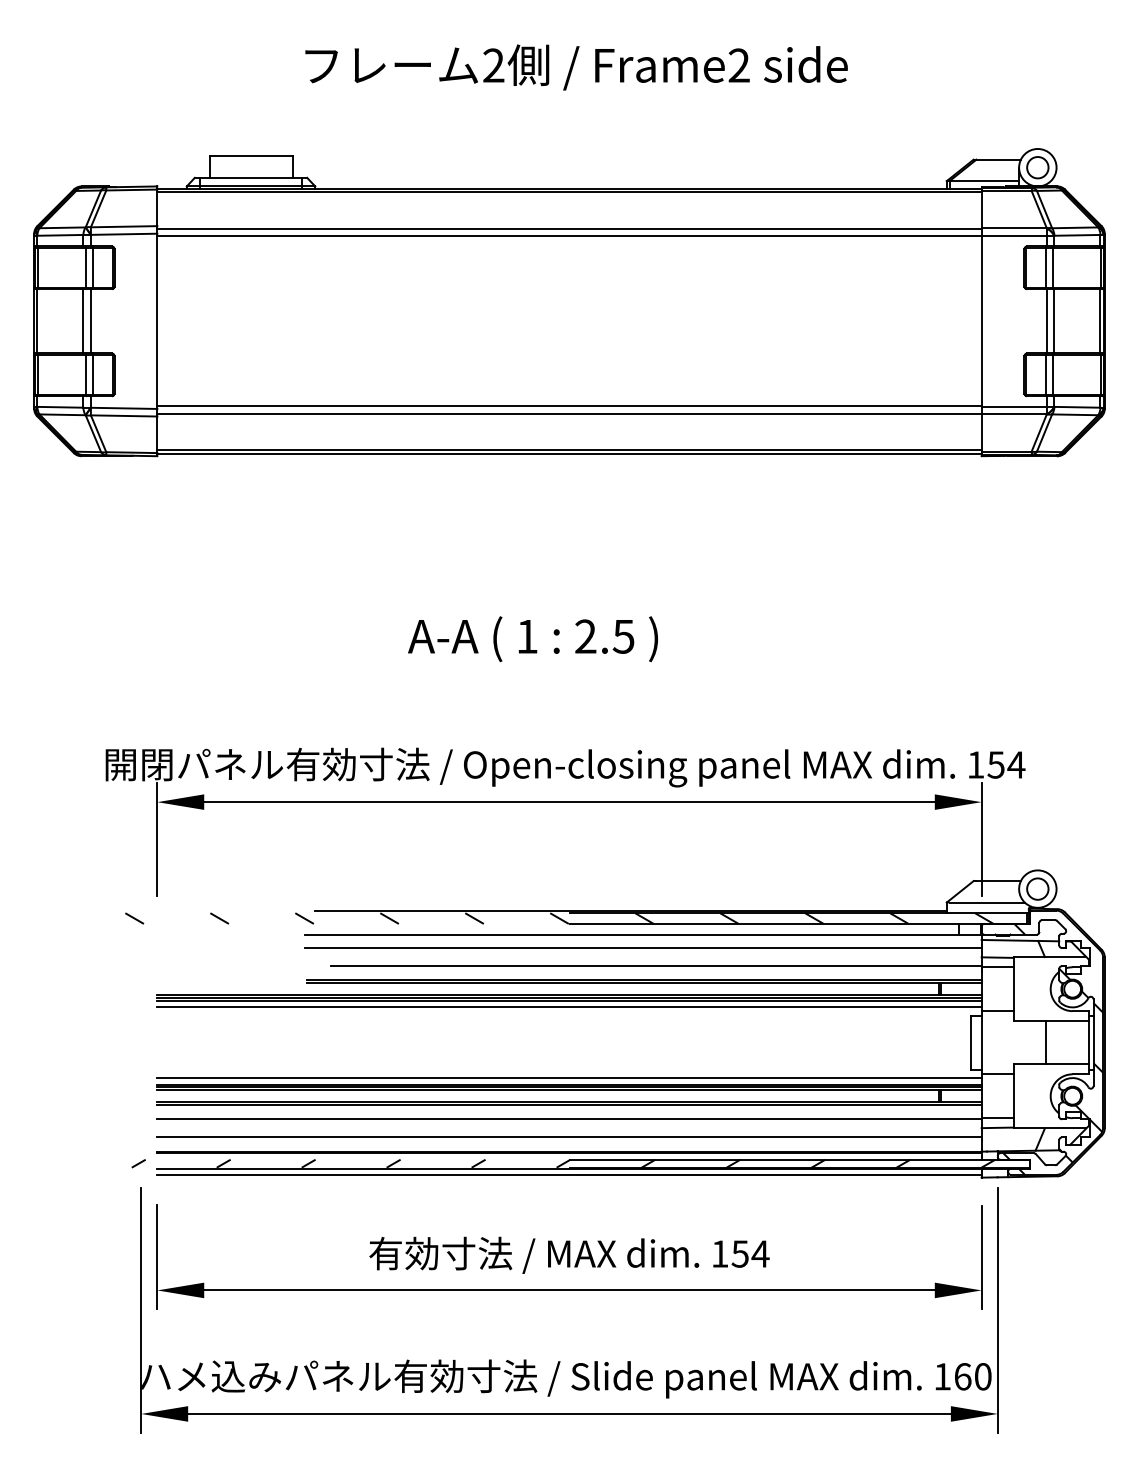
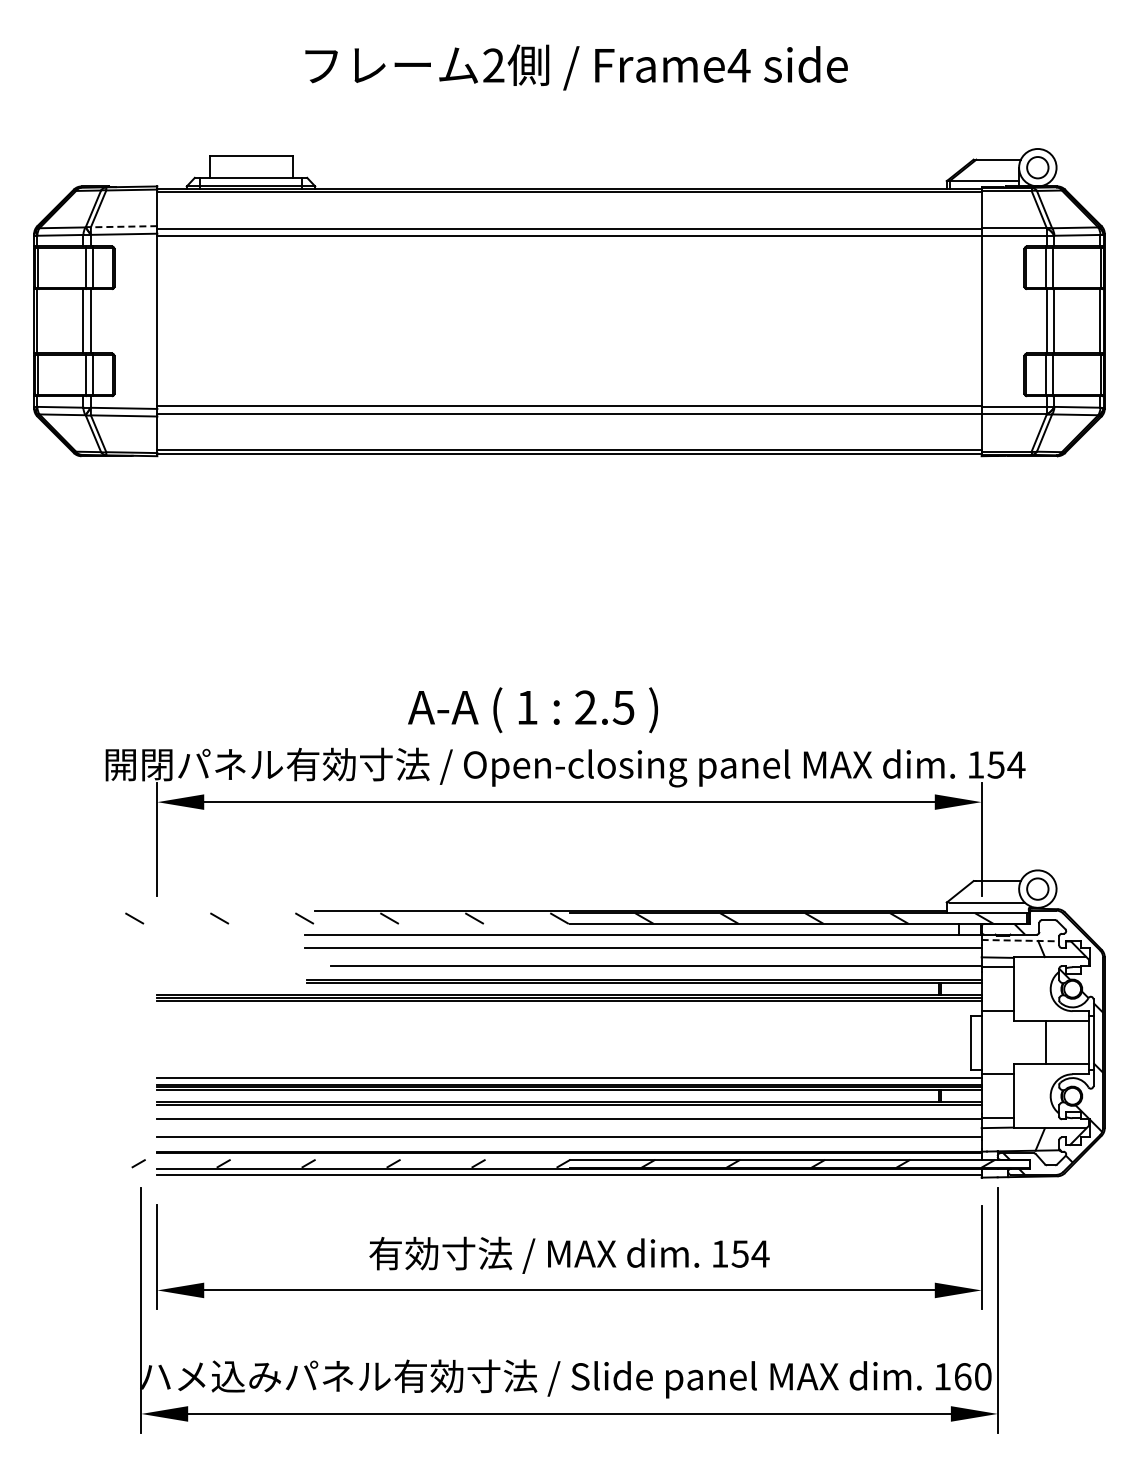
text: Frame2 -> Frame4 (738, 65)
line: solid -> dashed (123, 226)
text position: (532, 639) -> (532, 710) (532, 710)
line: solid -> dashed (1020, 940)
line: present -> none (569, 1007)
